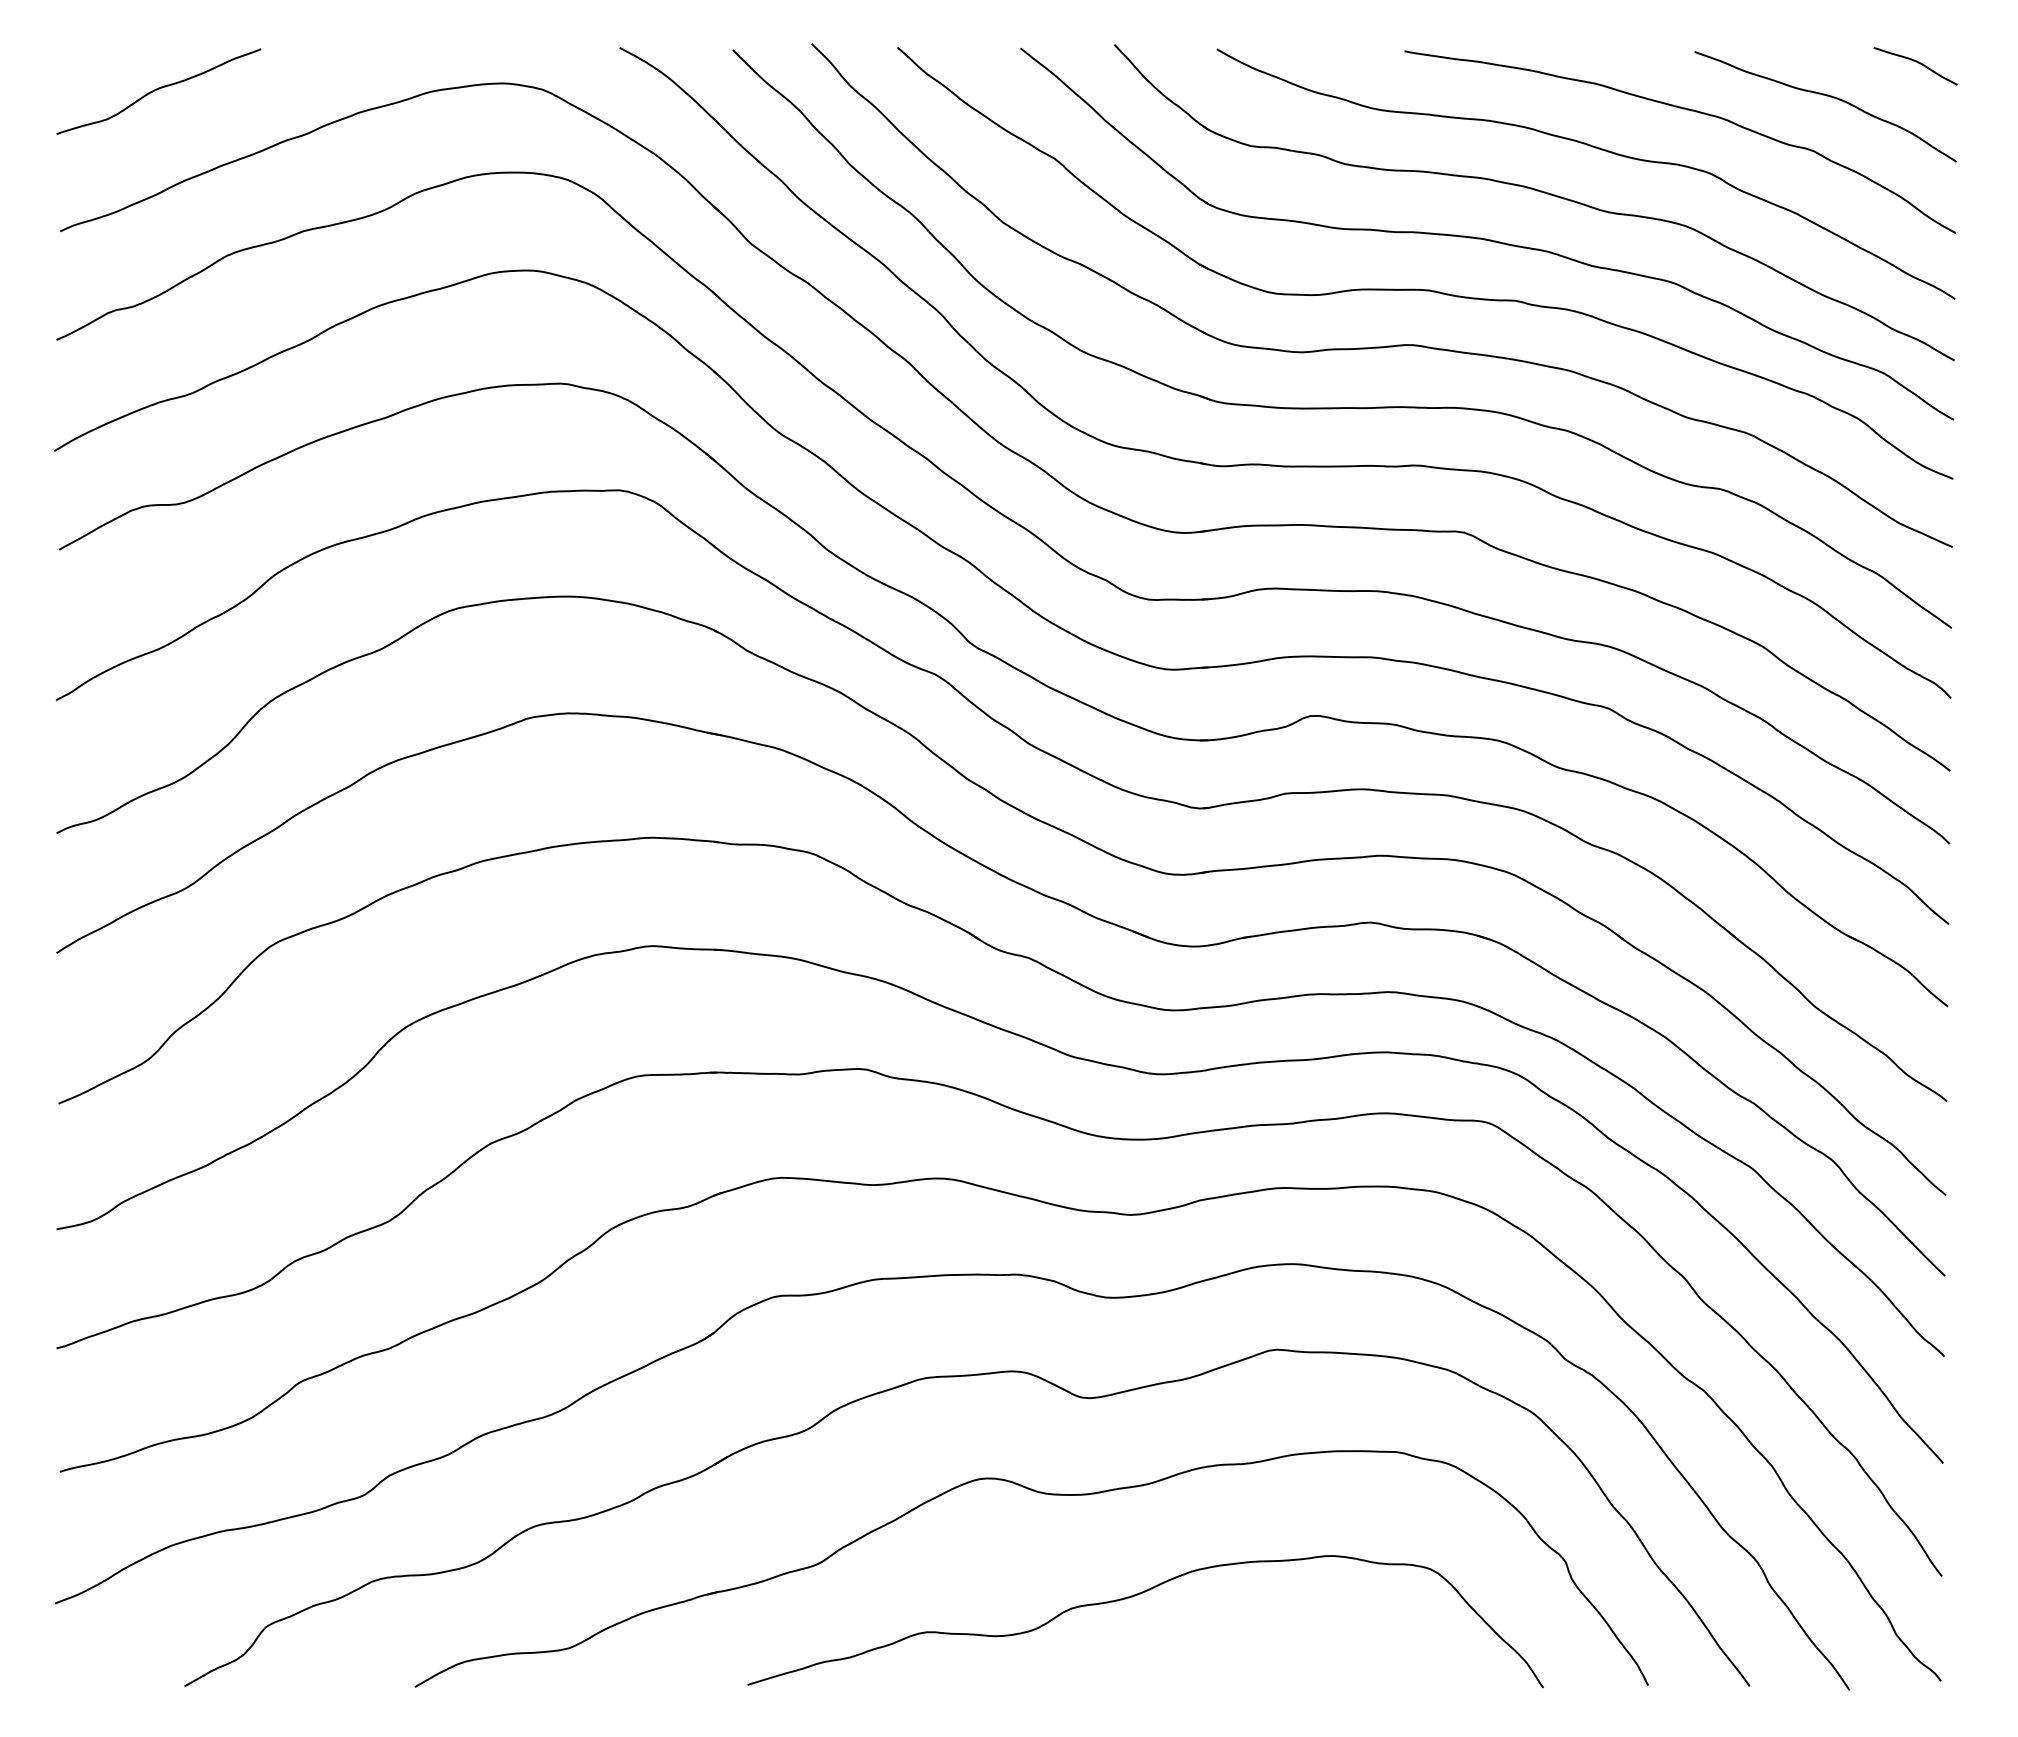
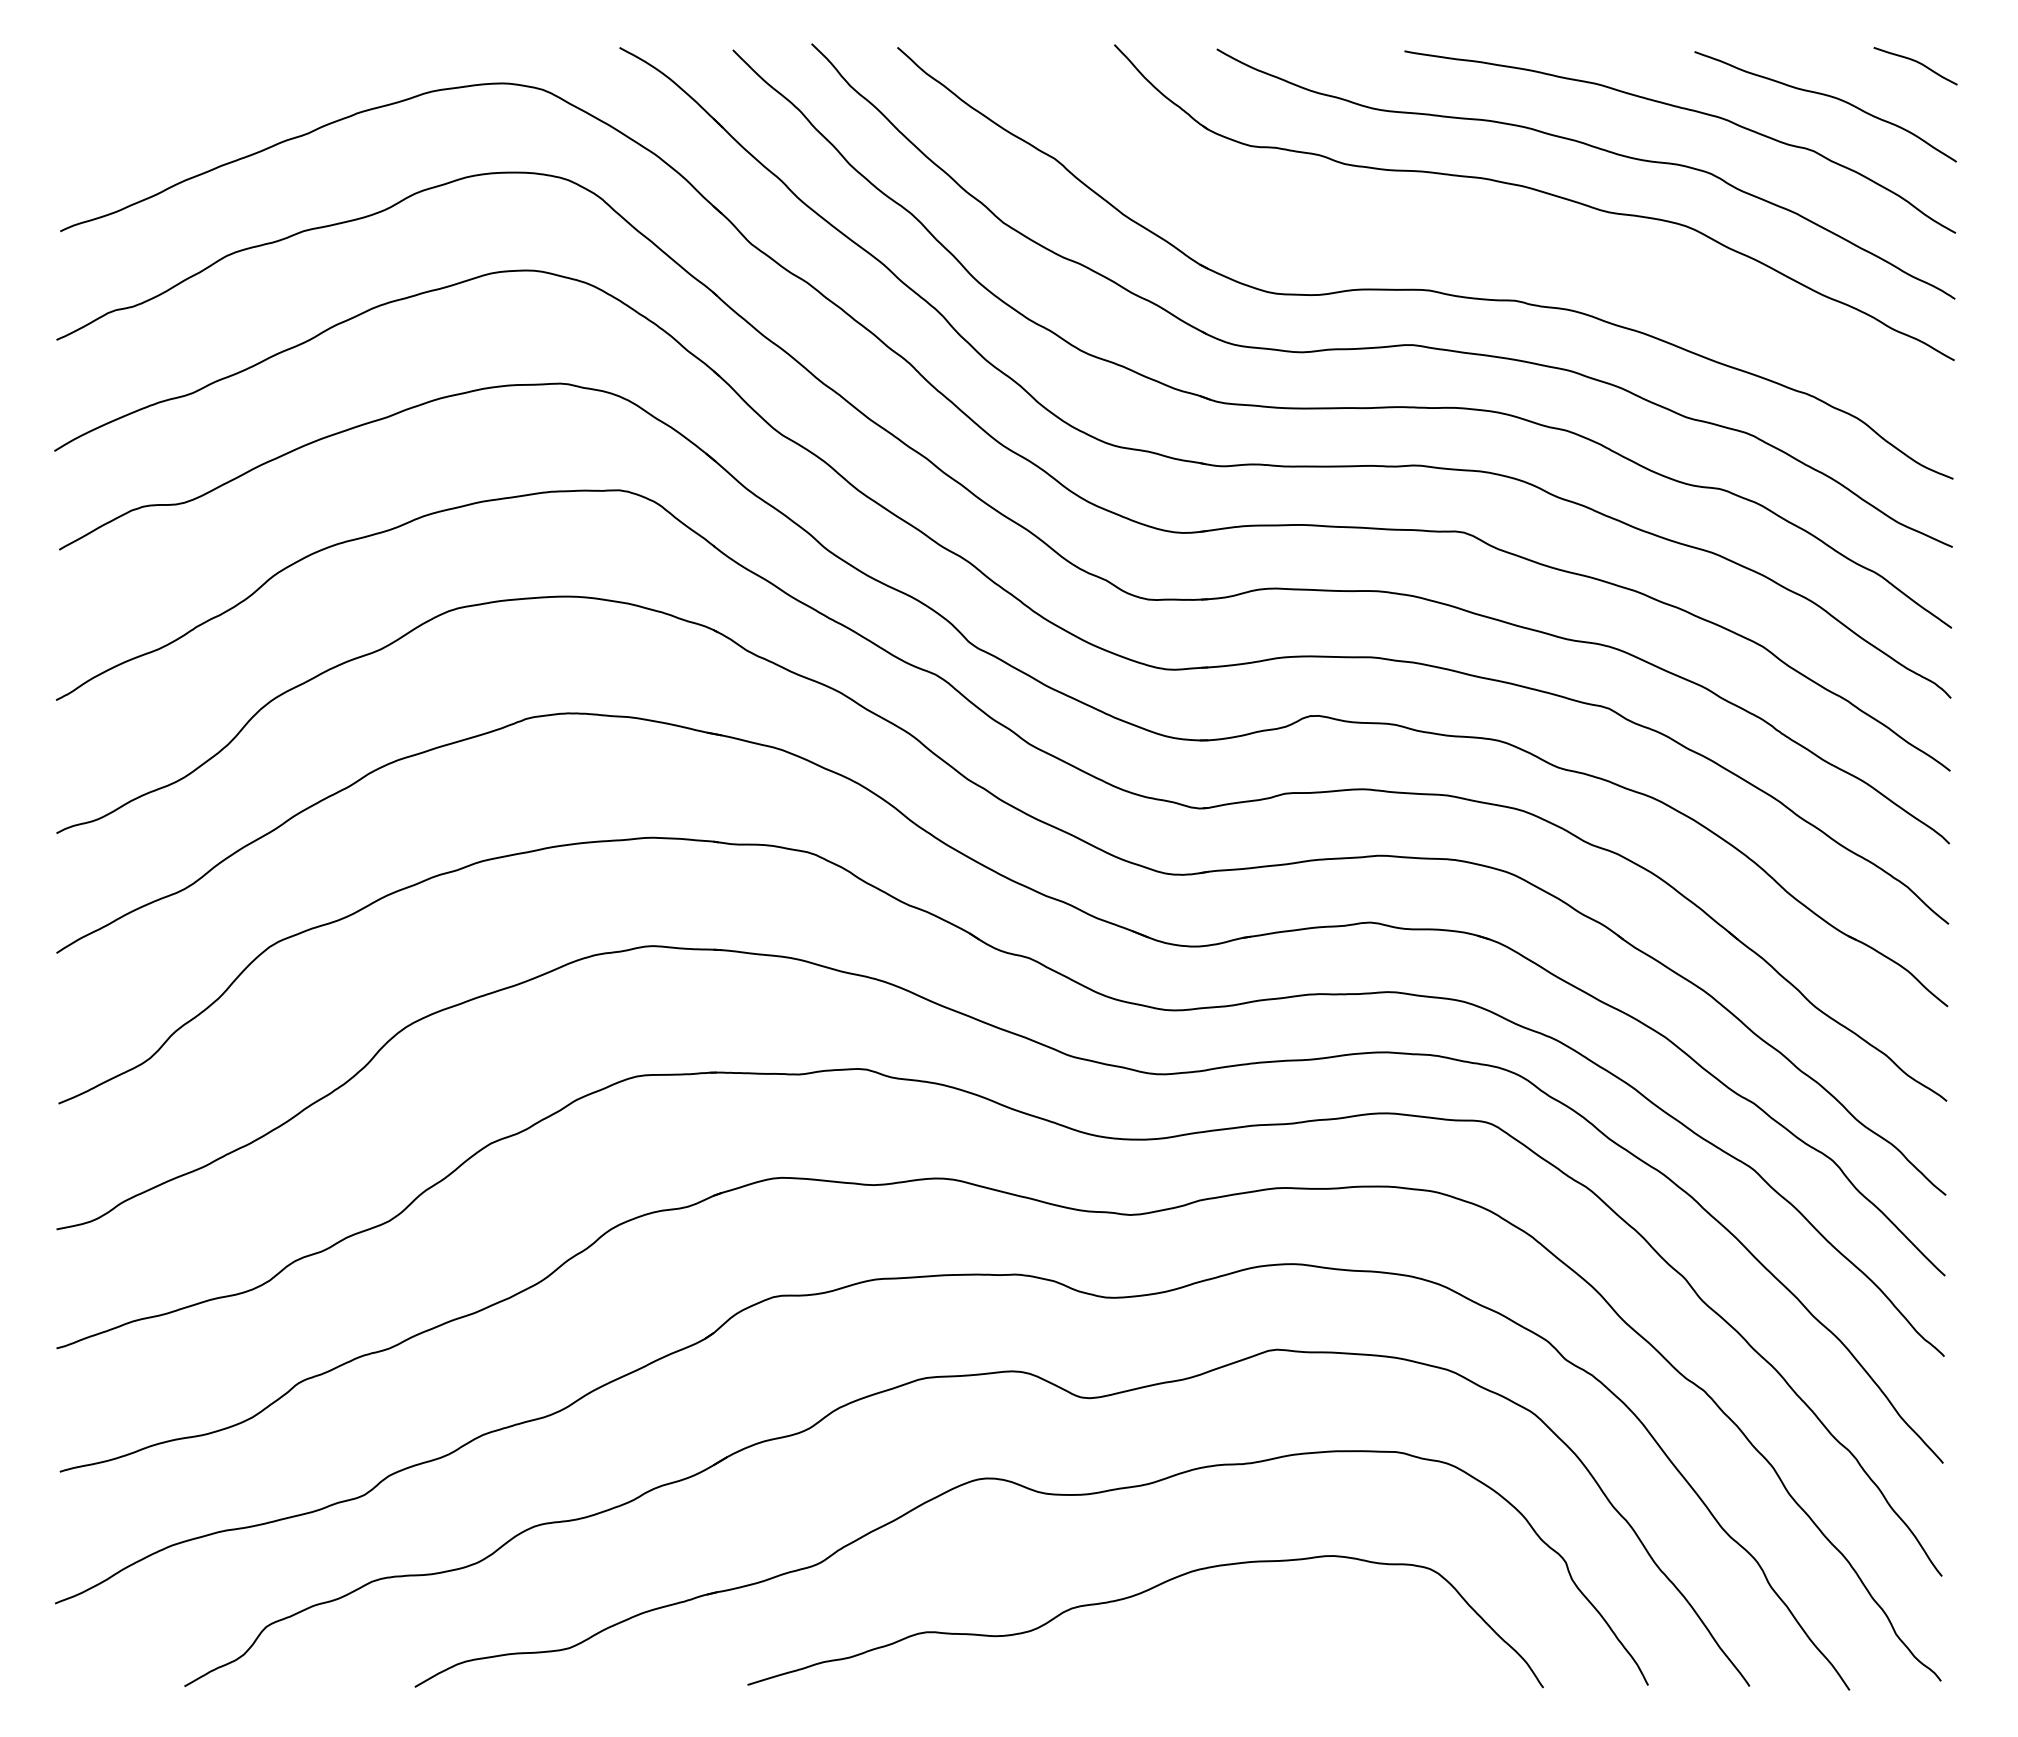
curve: present -> none (157, 90)
part: present -> none (1487, 233)
